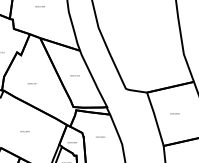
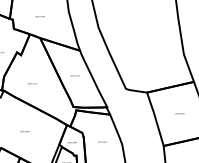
text position: (39, 6) -> (39, 16) (39, 16)
text position: (174, 113) -> (179, 113) (179, 113)
text position: (100, 136) -> (102, 141) (102, 141)
